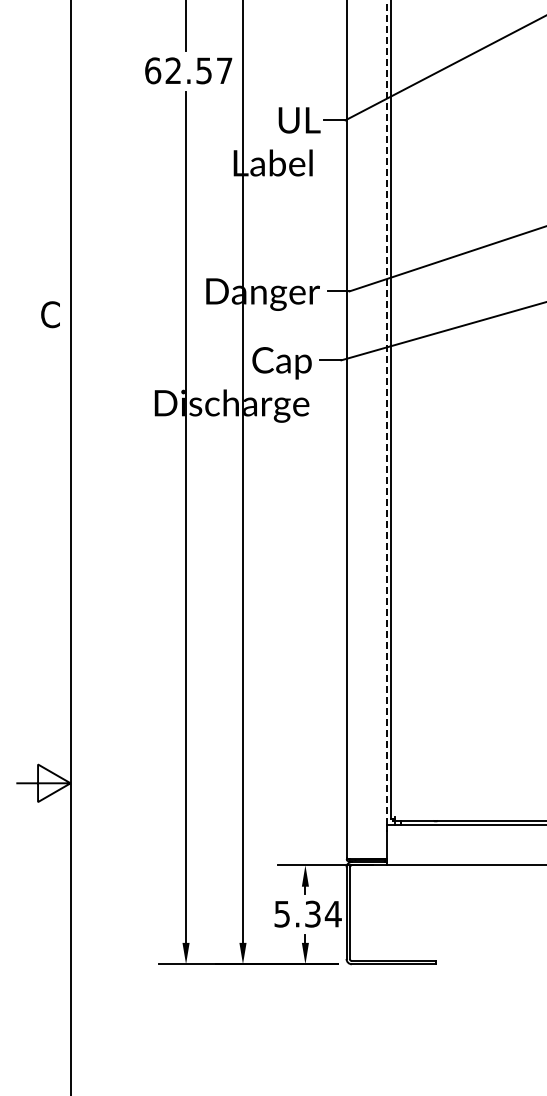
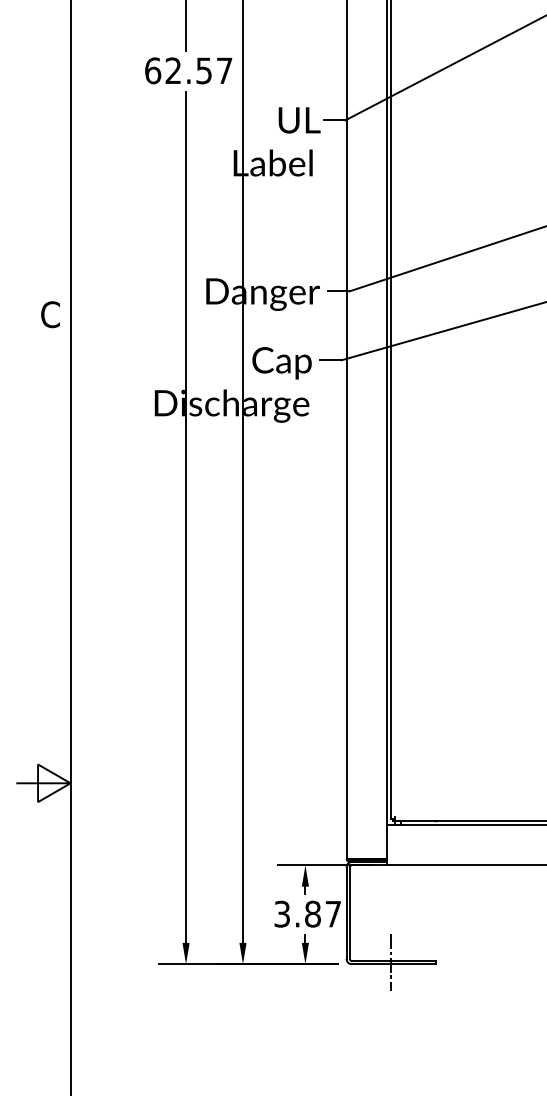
line: dashed -> solid (386, 412)
text: 5.34 -> 3.87 (308, 913)
line: none -> present (391, 962)
